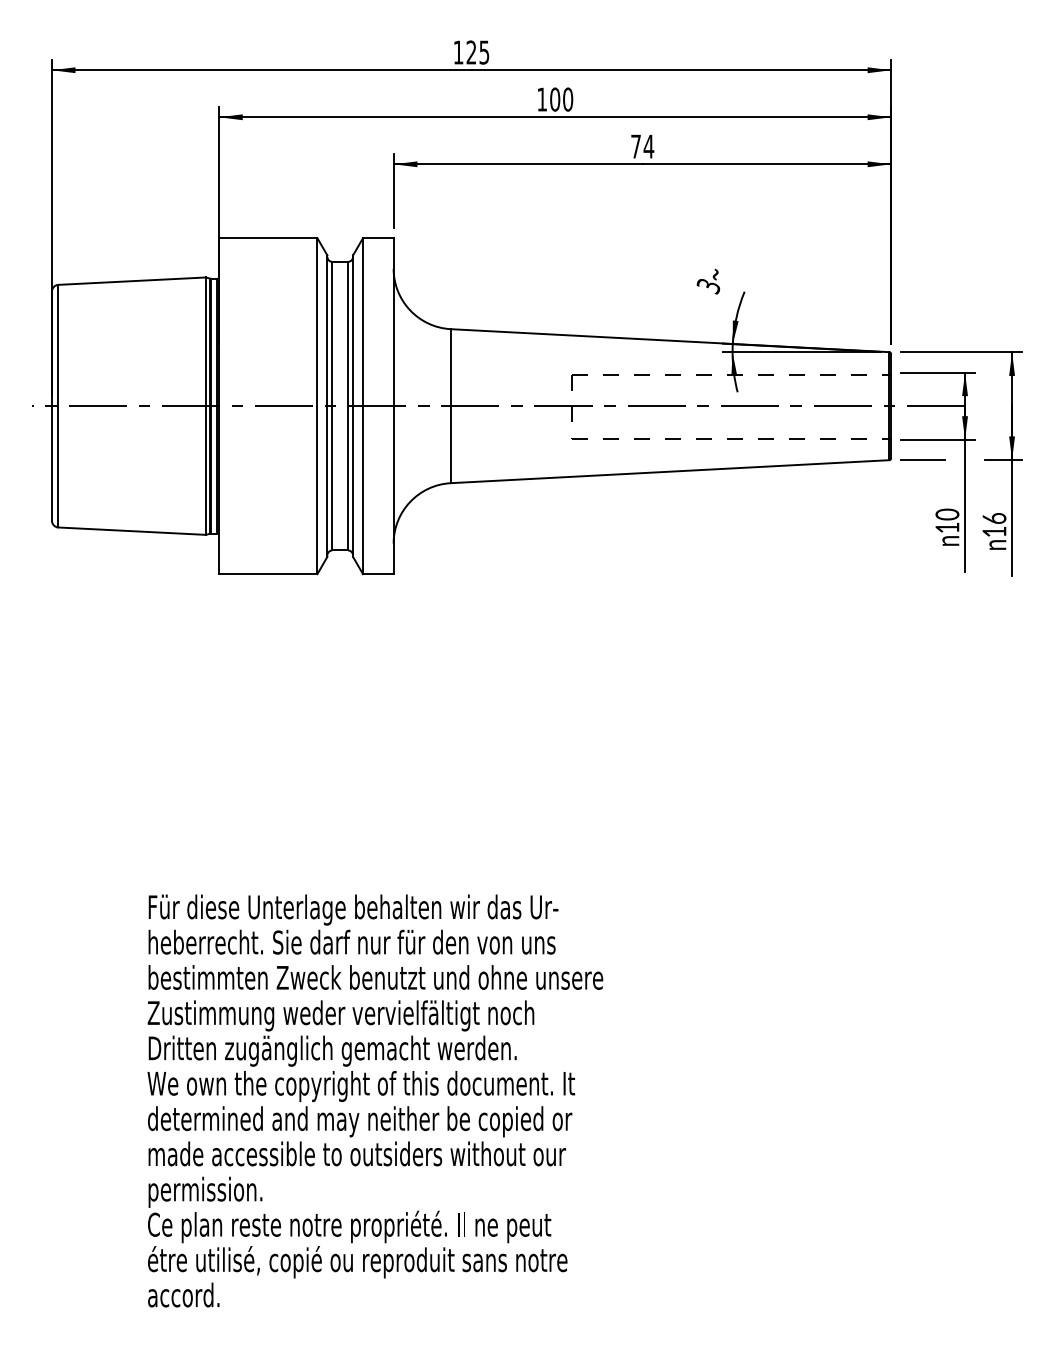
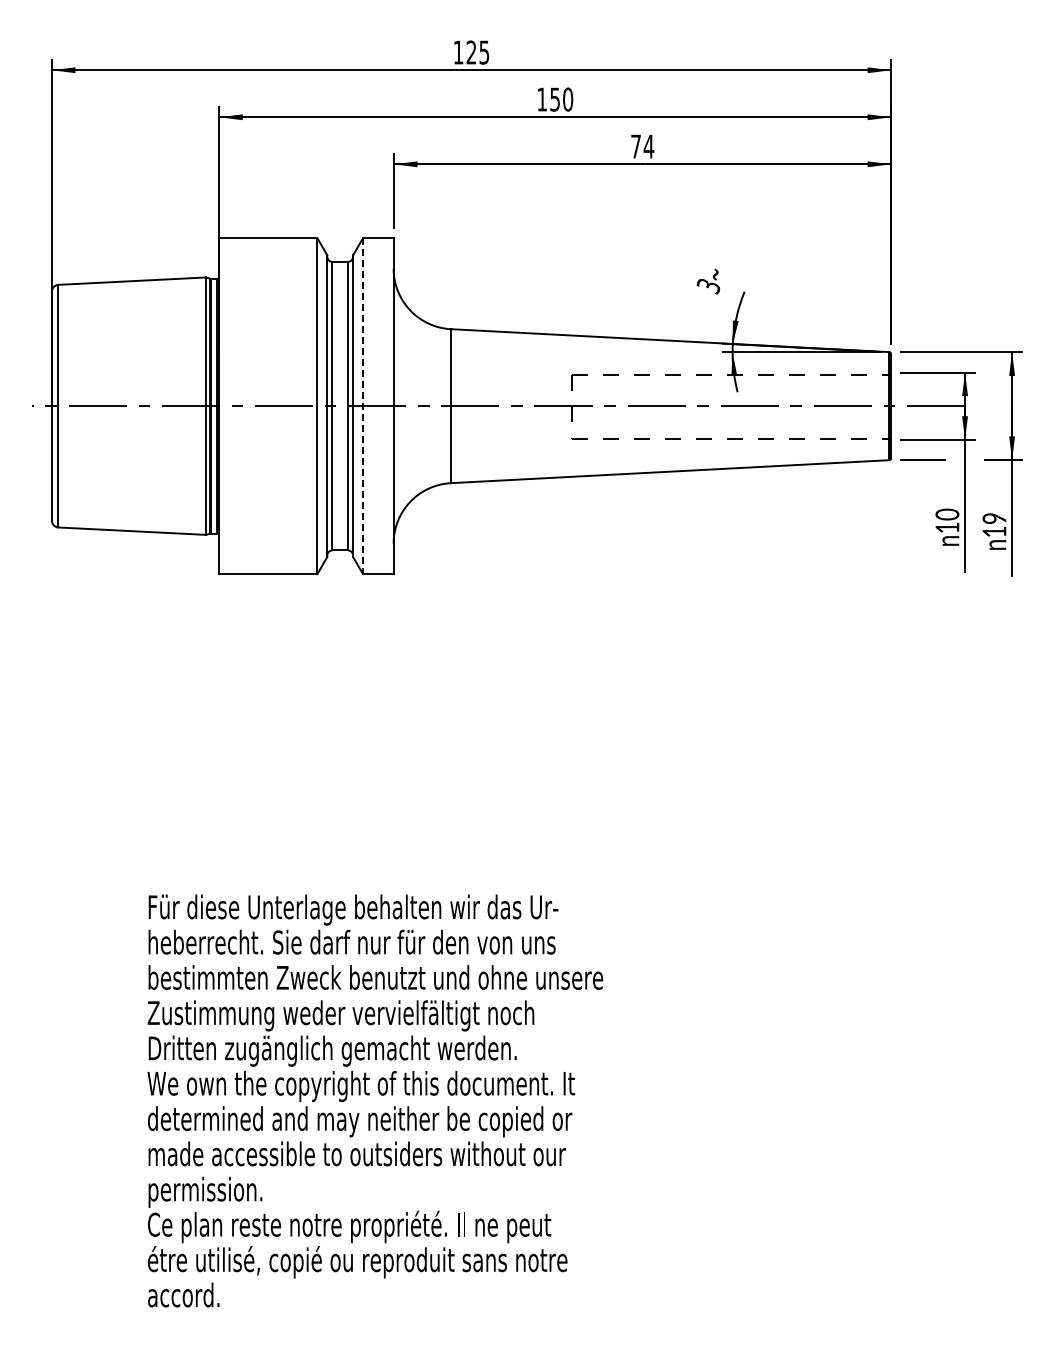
text: 100 -> 150 (555, 99)
line: solid -> dashed (363, 406)
text: 16 -> 19 (994, 518)
